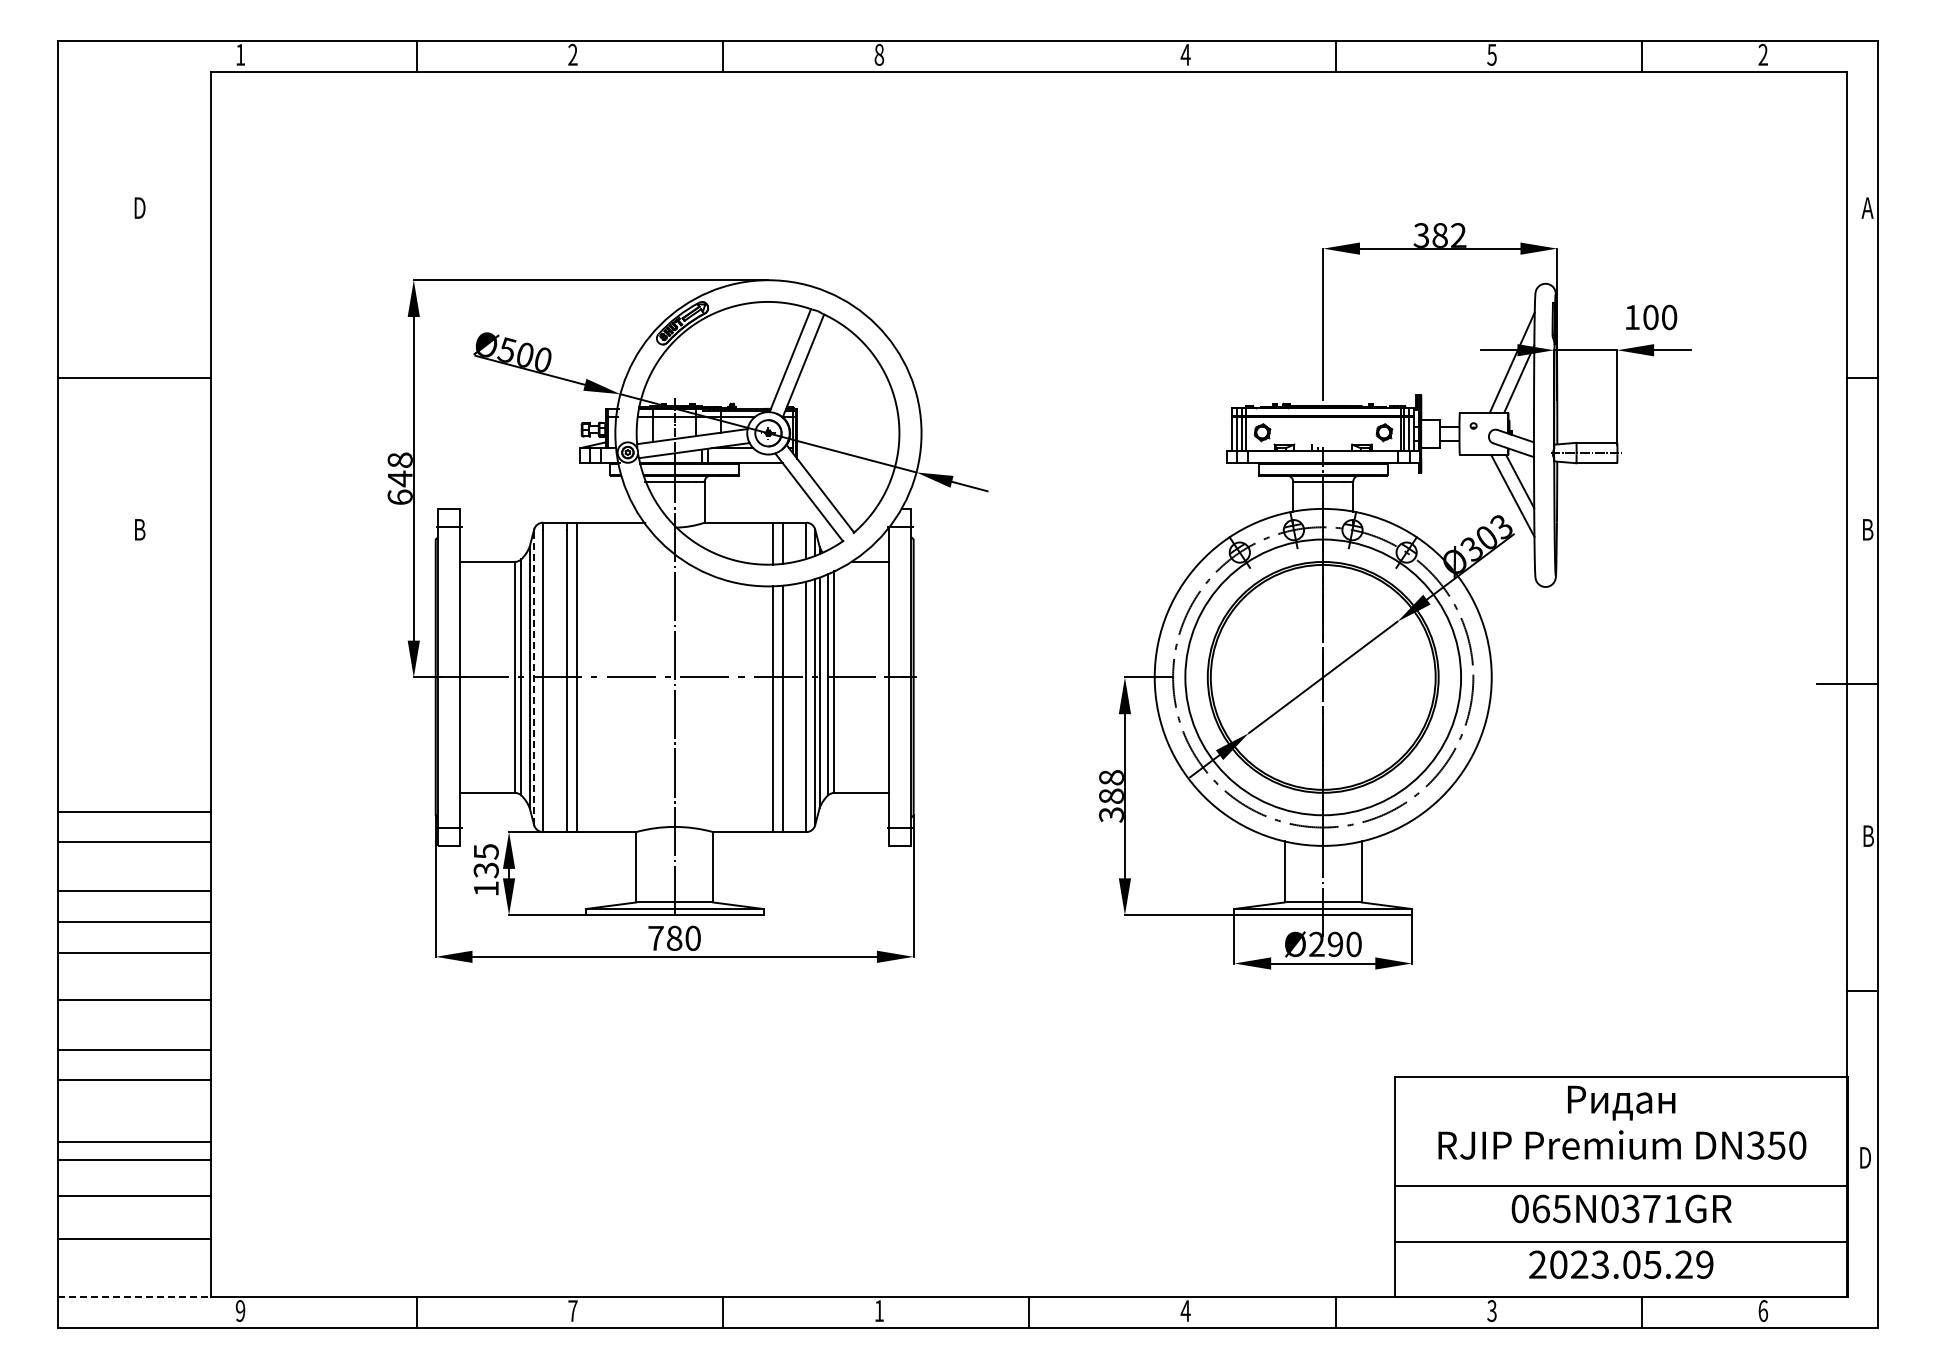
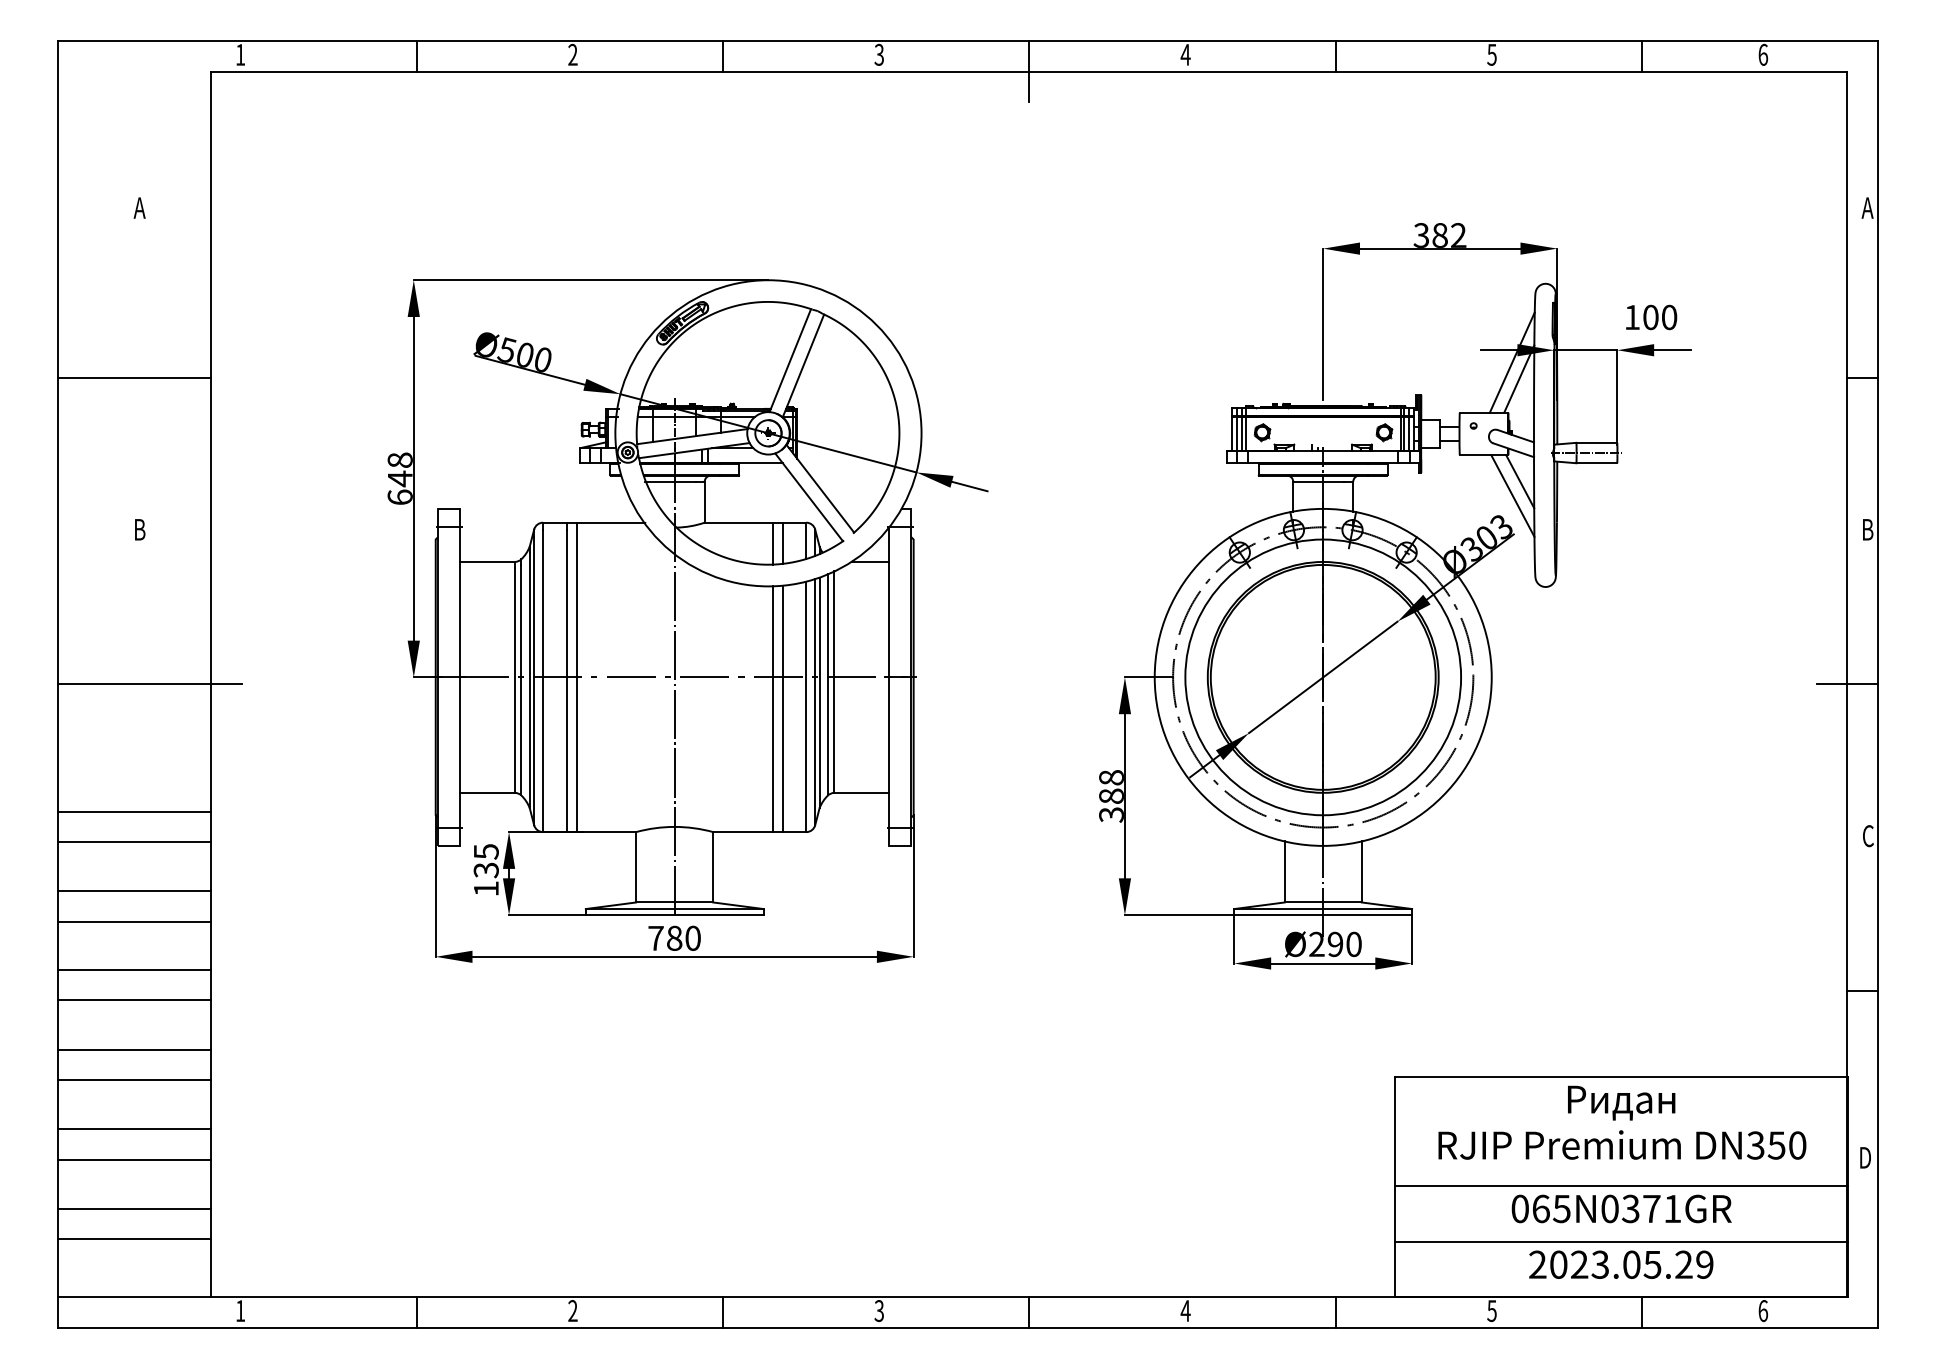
text: 8 -> 3 (879, 54)
text: 2 -> 6 (1763, 54)
line: none -> present (1029, 71)
text: D -> A (139, 207)
line: dashed -> solid (534, 680)
line: none -> present (149, 684)
text: B -> C (1868, 836)
line position: (134, 952) -> (134, 969) (134, 969)
line position: (134, 1142) -> (134, 1129) (134, 1129)
line position: (134, 1195) -> (134, 1208) (134, 1208)
line: dashed -> solid (134, 1297)
text: 7 -> 2 (572, 1310)
text: 3 -> 5 (1491, 1310)
text: 9 -> 1 (240, 1311)
text: 1 -> 3 (878, 1311)
